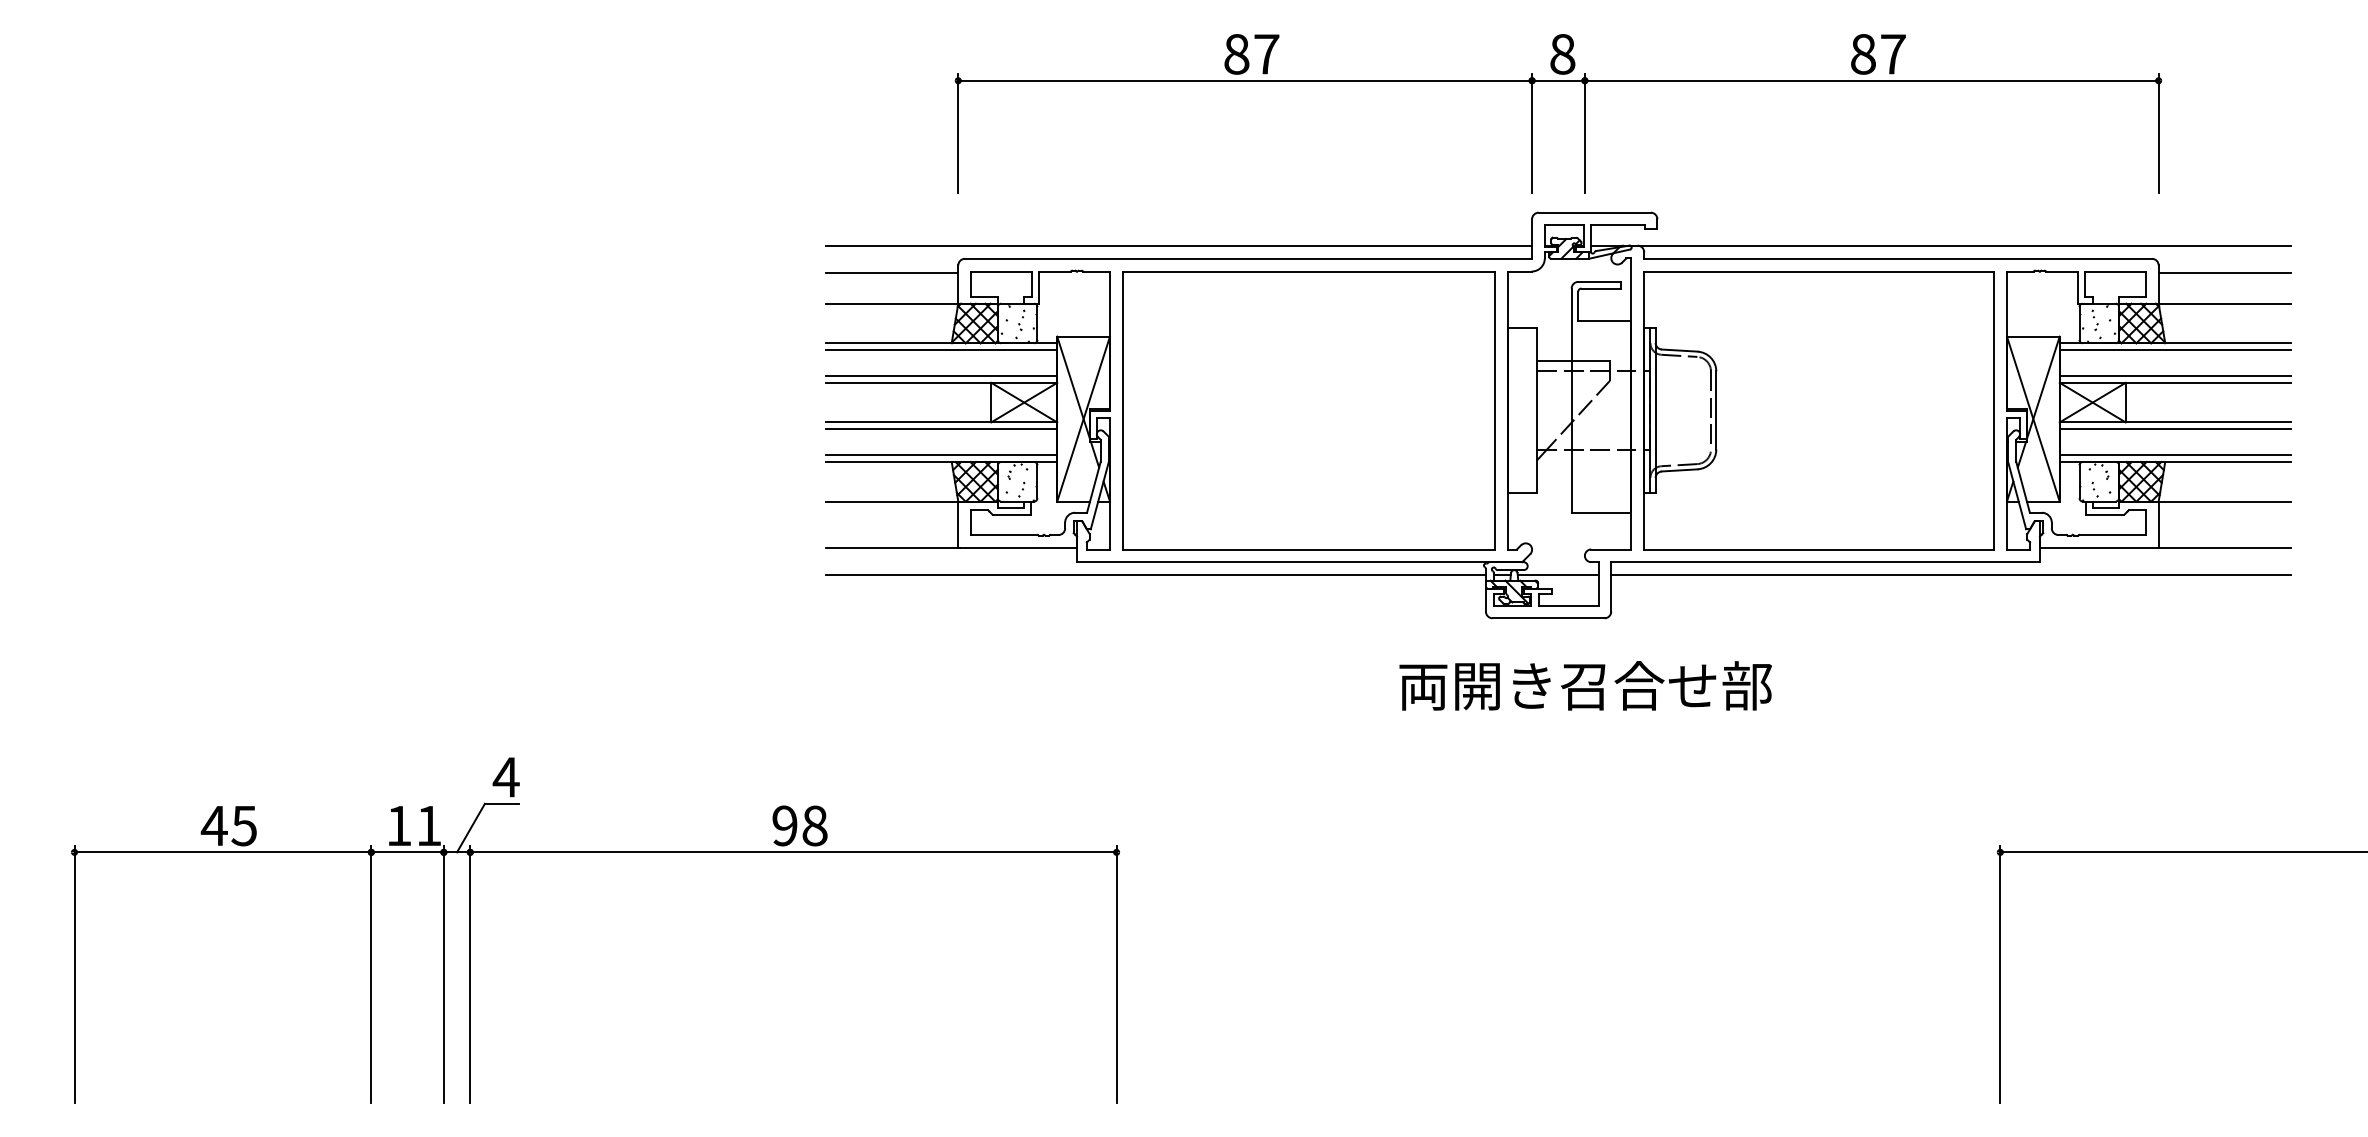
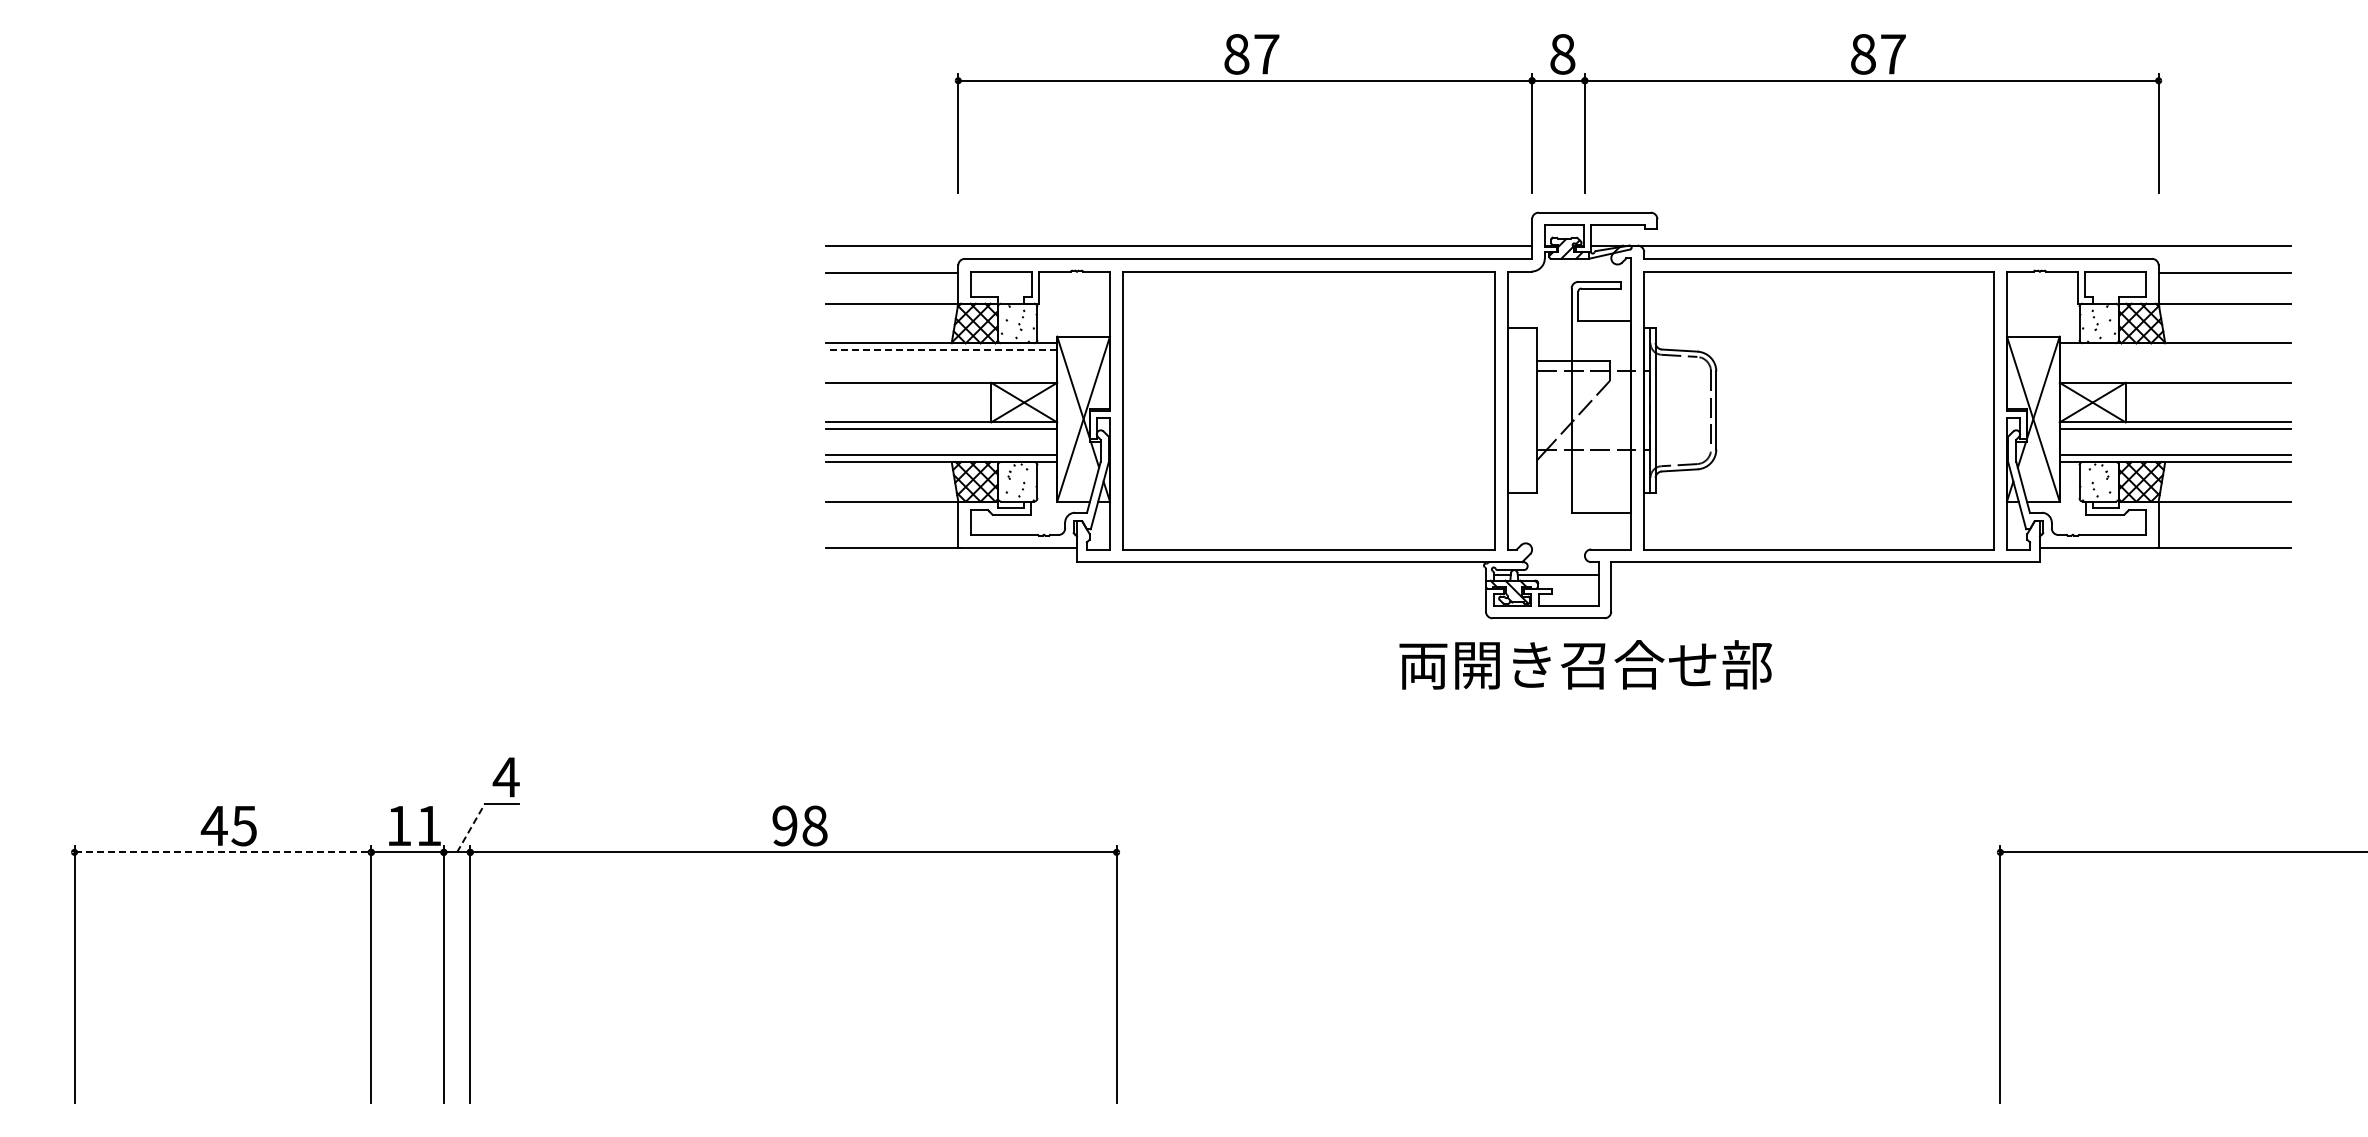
line: solid -> dashed (941, 349)
line: present -> none (2174, 349)
line: present -> none (941, 376)
line: present -> none (2174, 376)
line: present -> none (1155, 575)
line: present -> none (1950, 575)
text position: (1585, 685) -> (1585, 664) (1585, 664)
line: solid -> dashed (471, 827)
line: solid -> dashed (223, 852)
